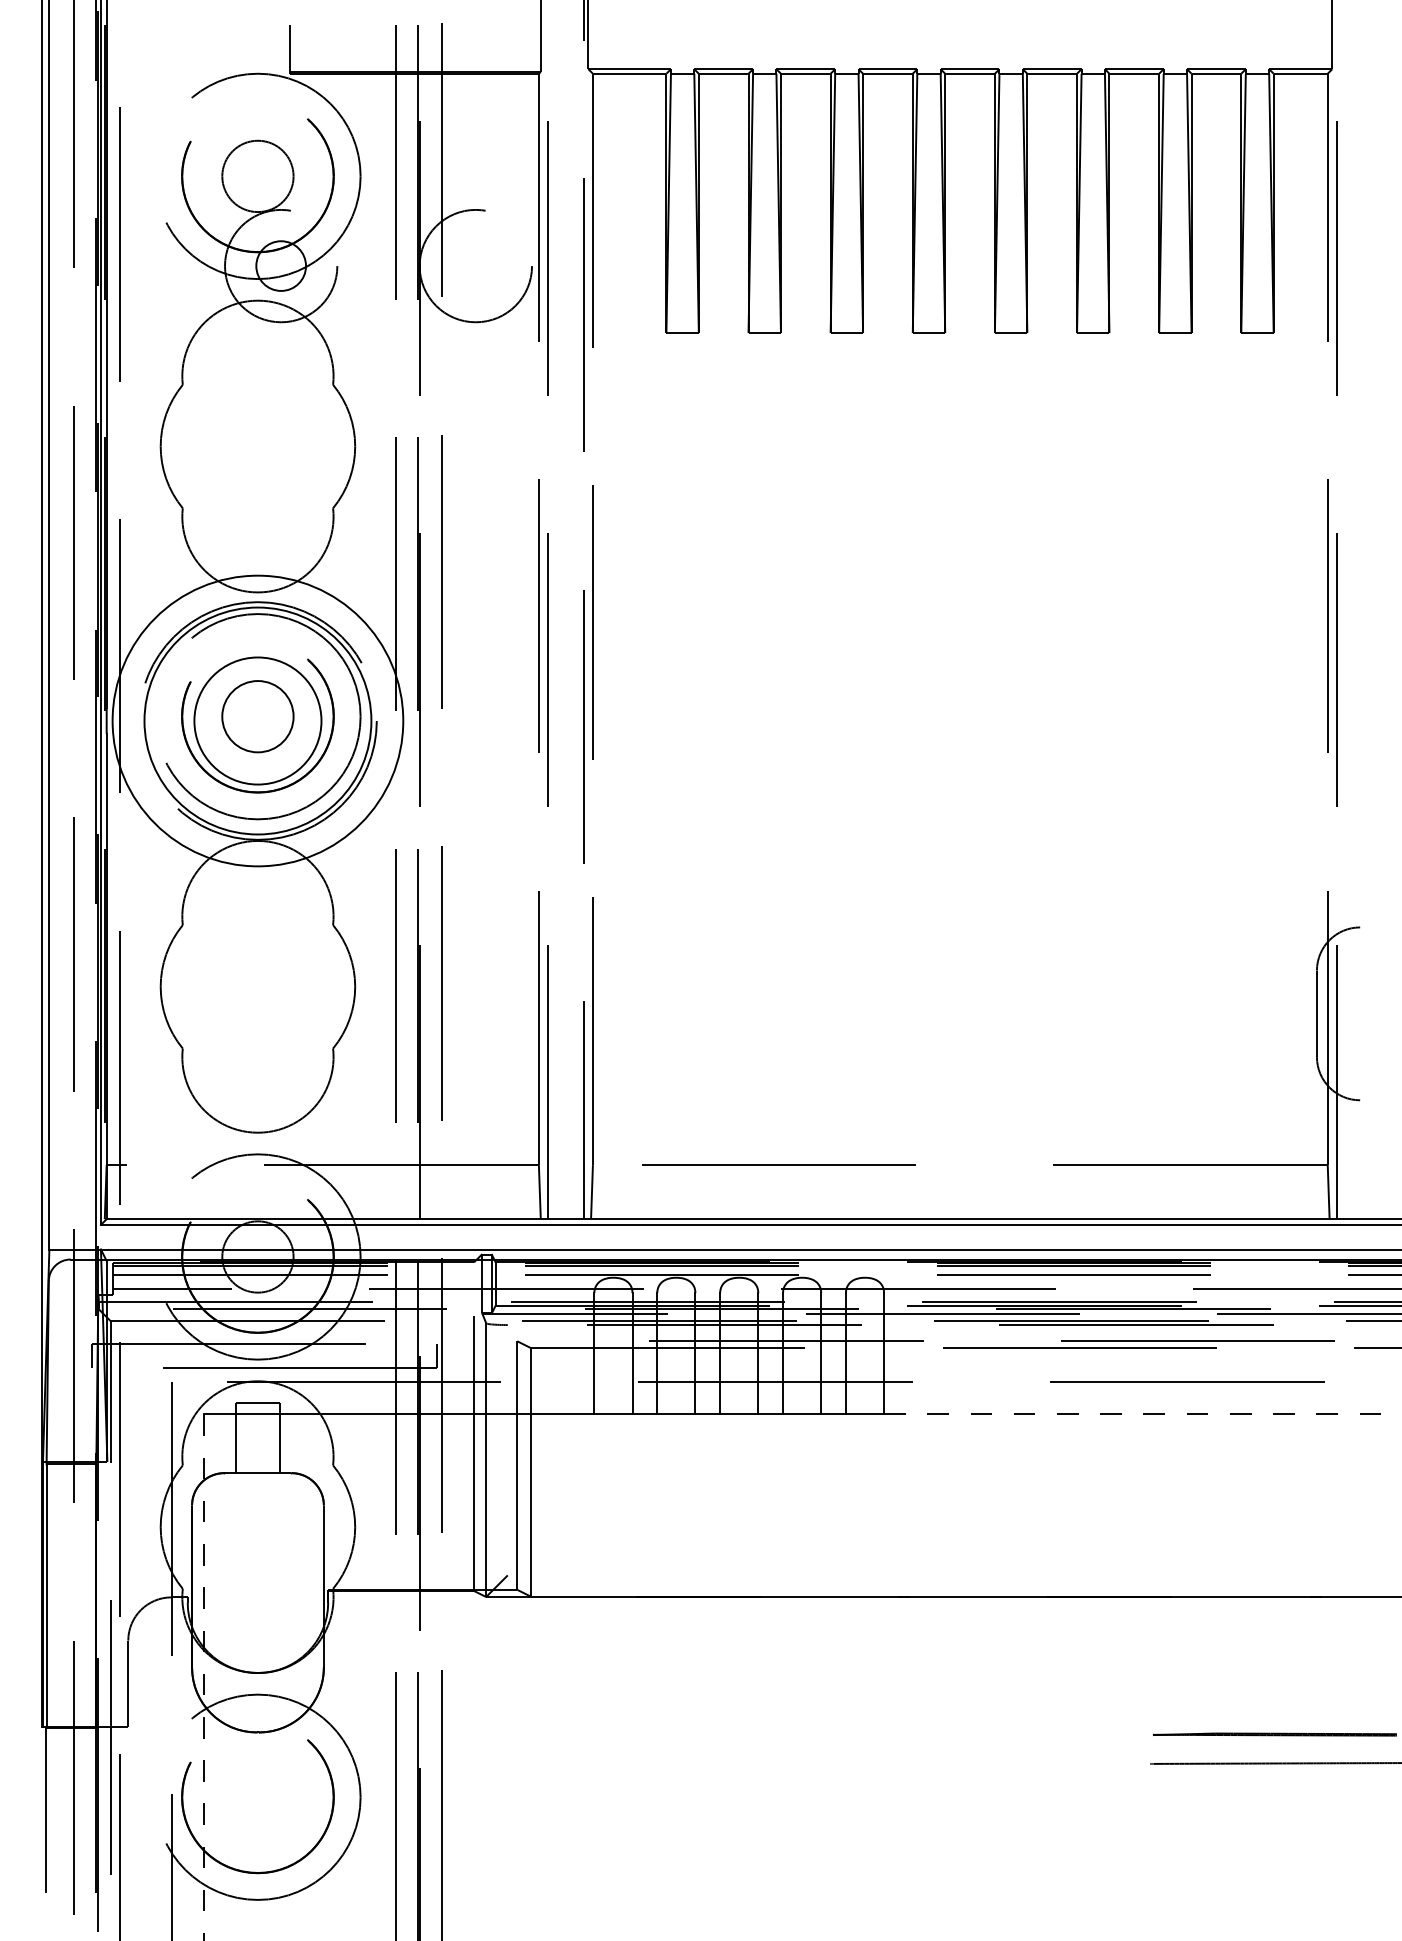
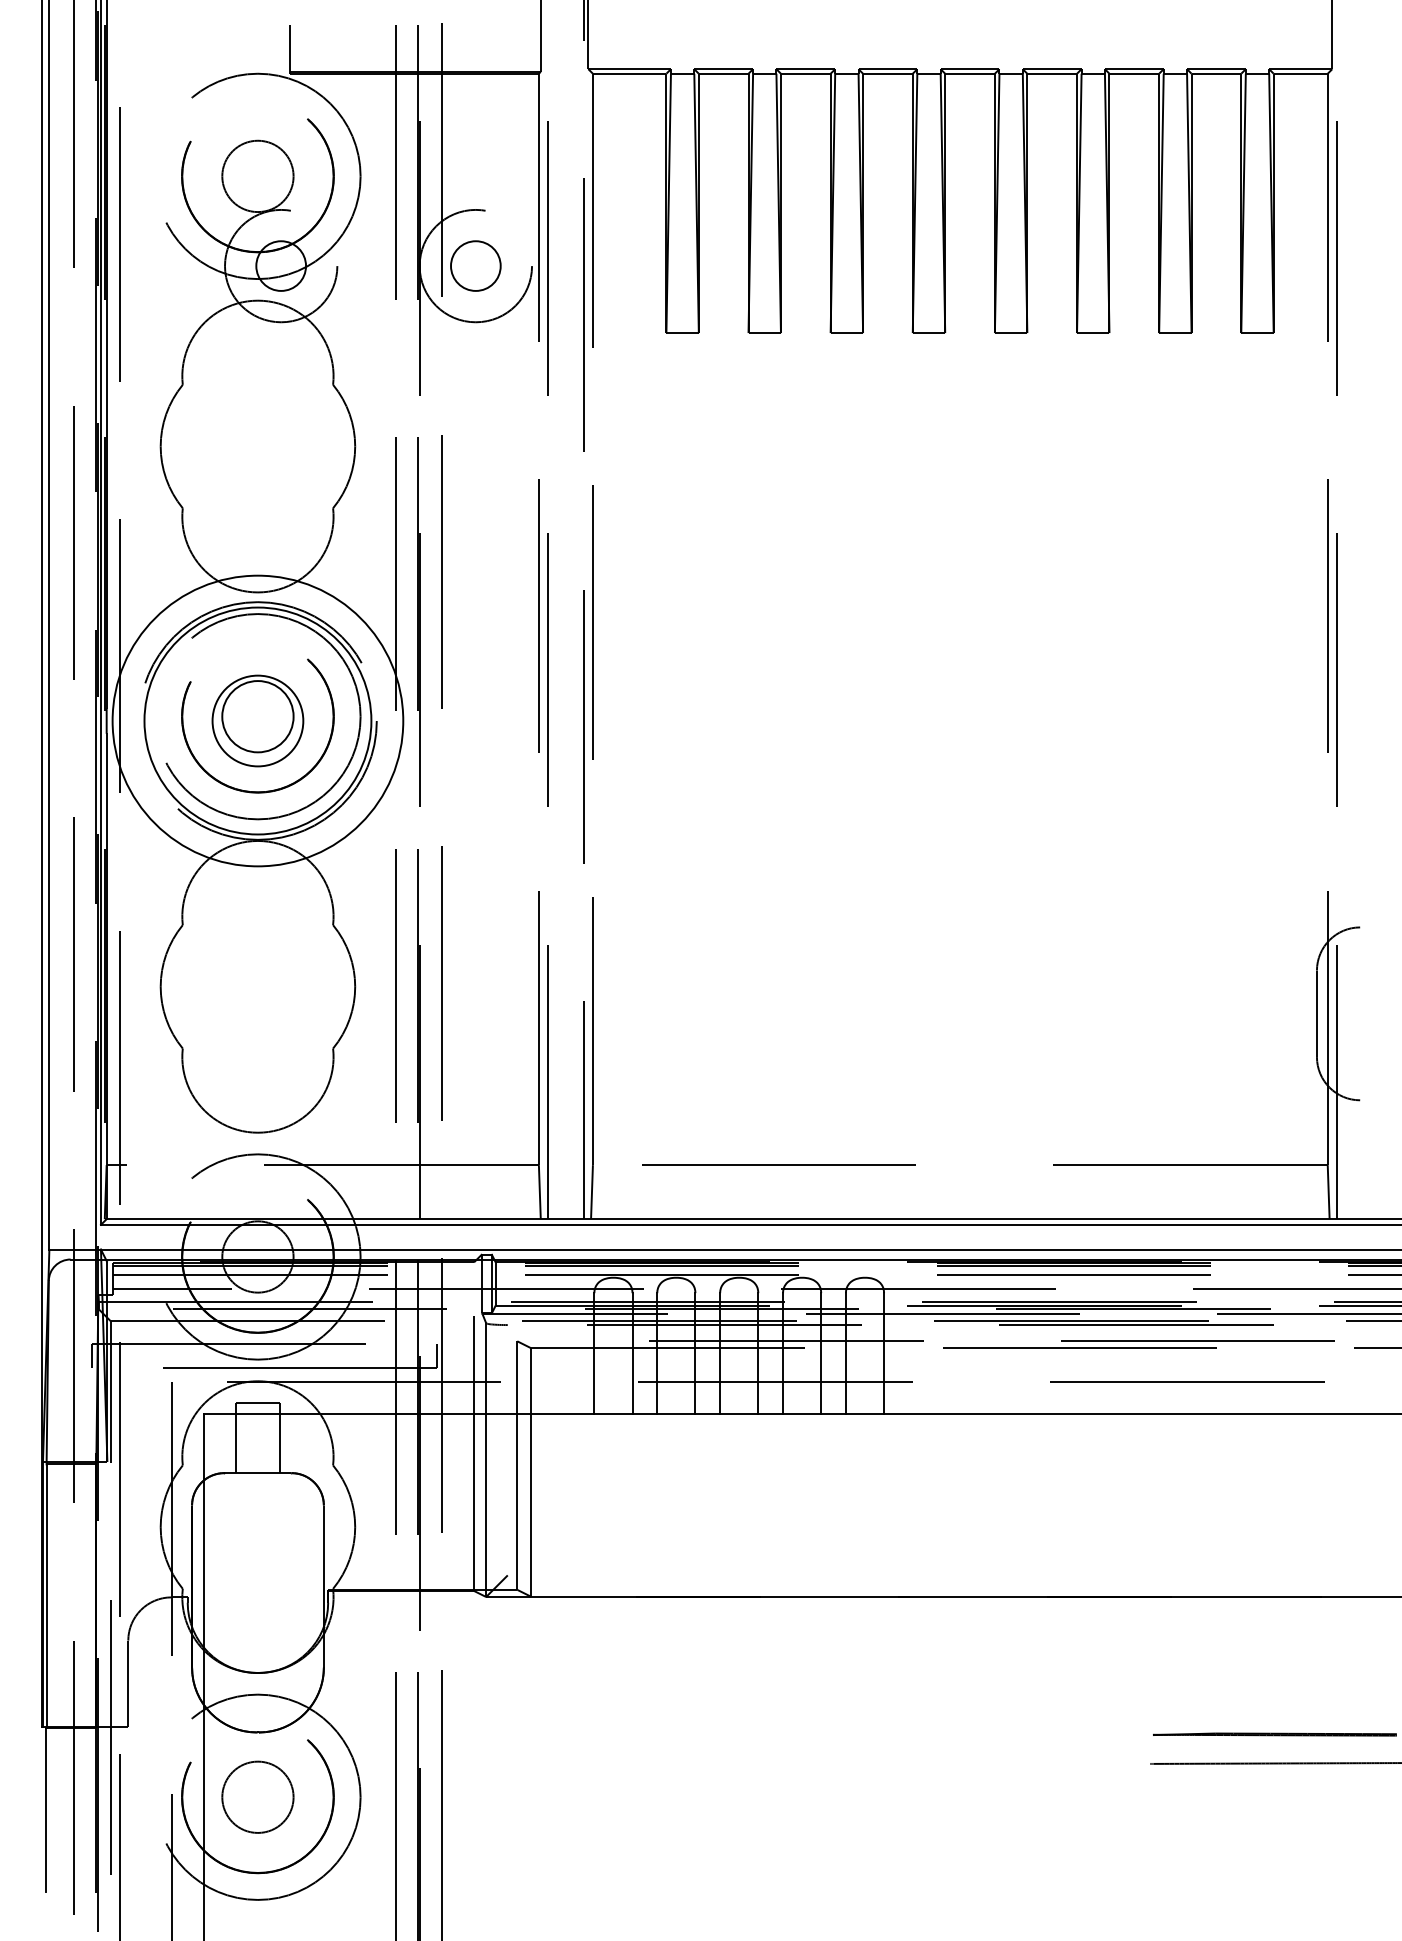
circle: none -> present (475, 265)
circle diameter: 127 px -> 91 px (257, 720)
line: dashed -> solid (1143, 1414)
line: dashed -> solid (203, 1677)
circle: none -> present (257, 1796)
